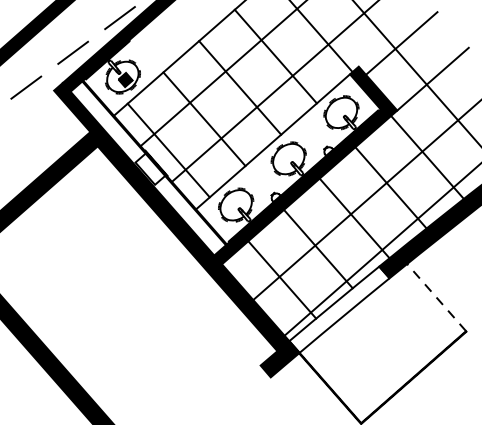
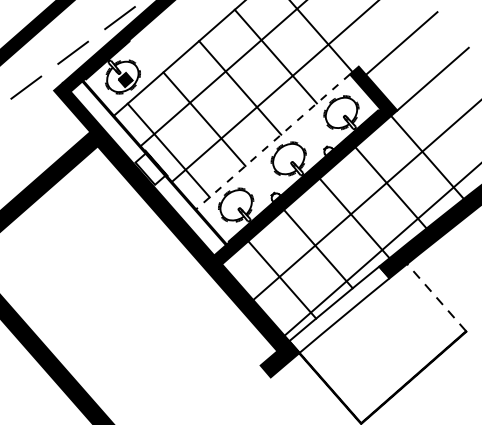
line: present -> none (416, 73)
line: solid -> dashed (272, 142)
